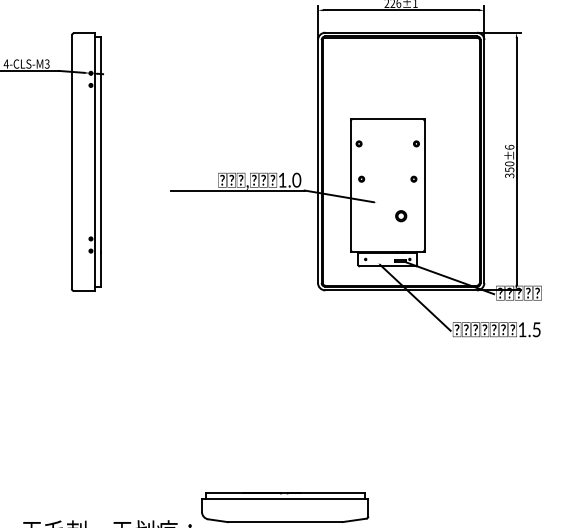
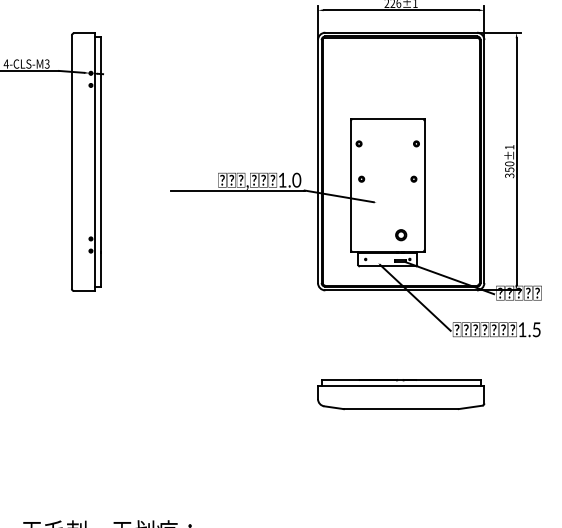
text: 350±6 -> 350±1 (509, 146)
part position: (401, 216) -> (401, 235) (401, 235)
part position: (285, 507) -> (401, 394) (401, 394)
